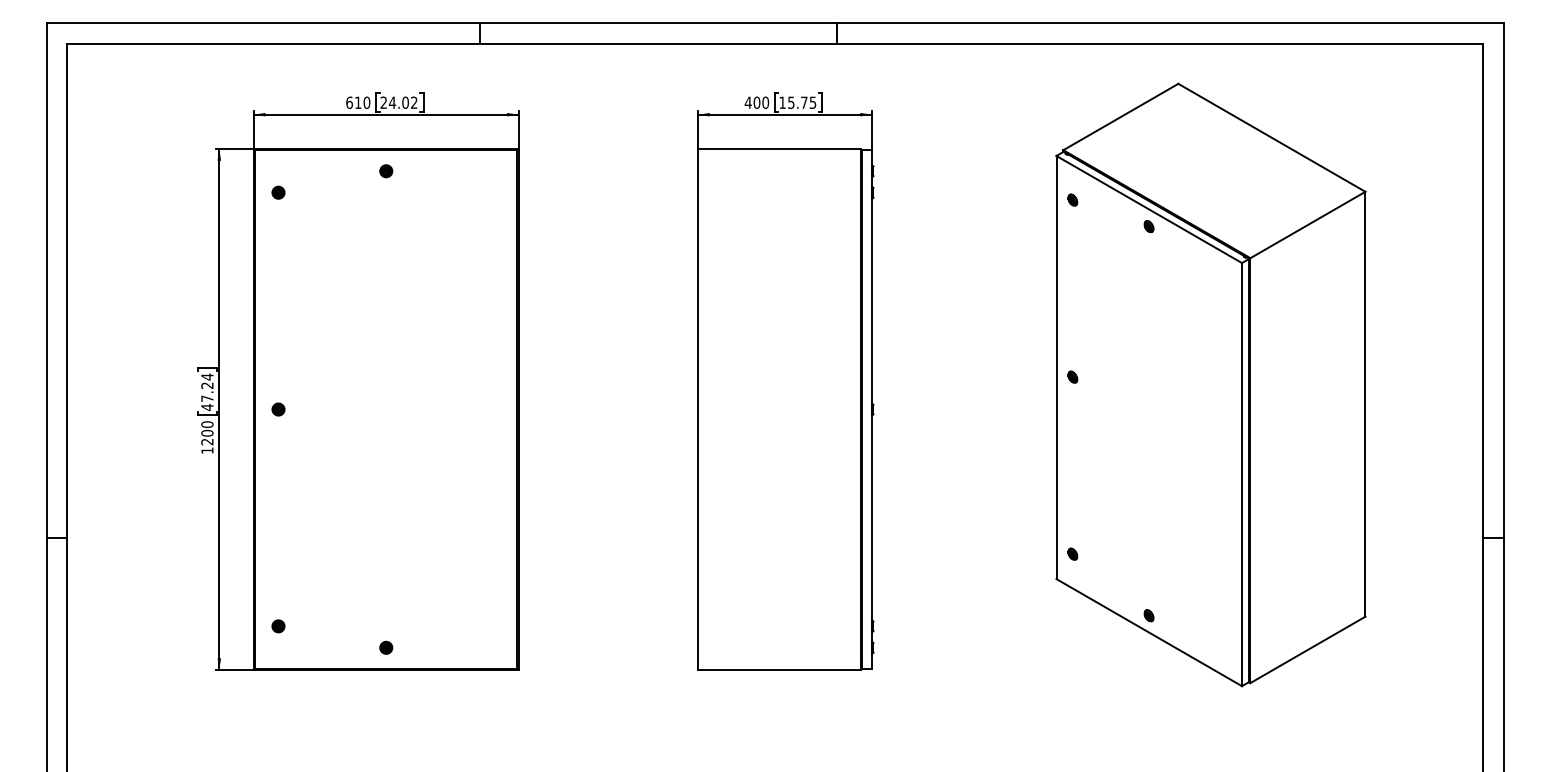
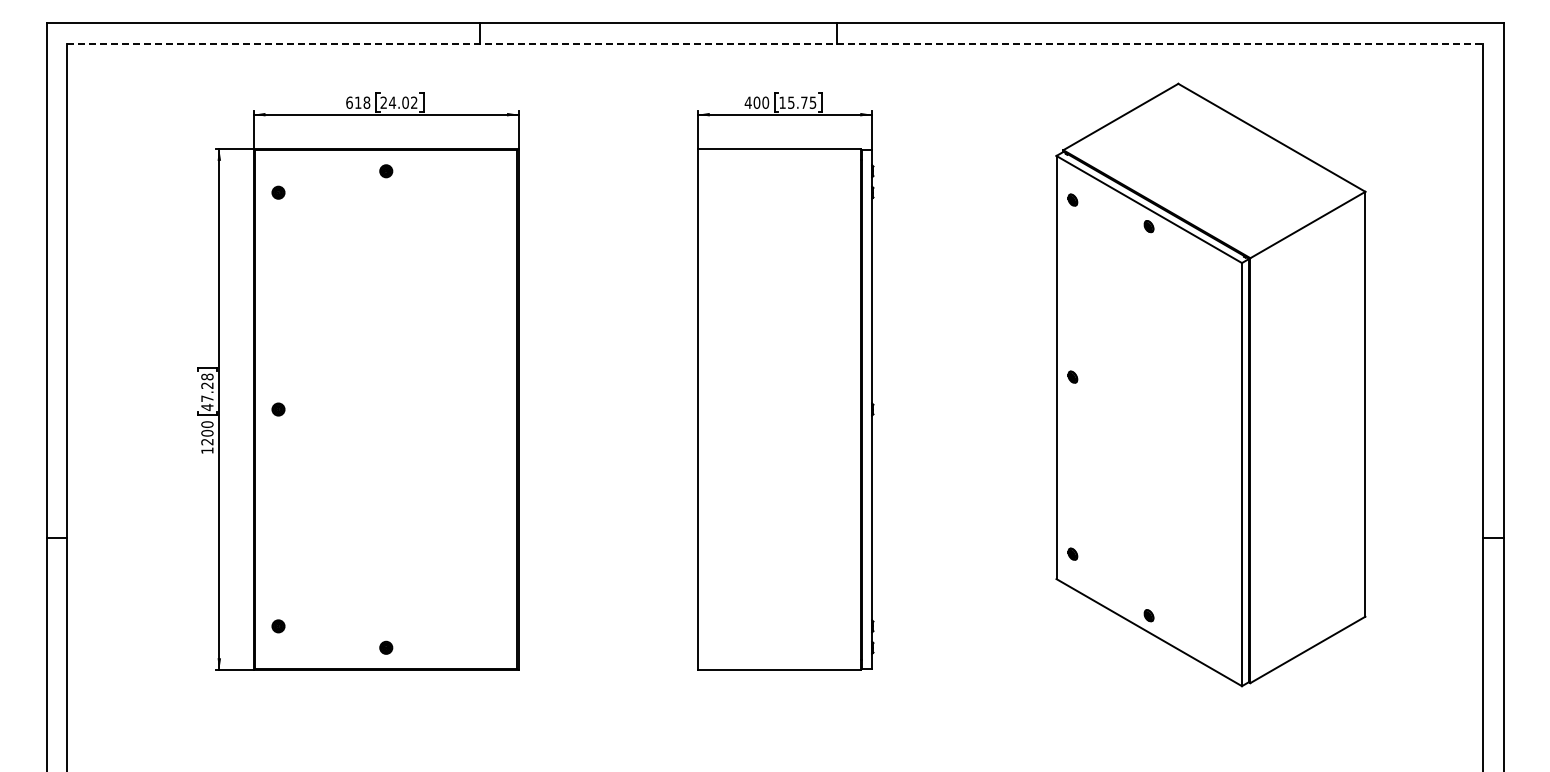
line: solid -> dashed (774, 44)
text: 610 -> 618 (366, 102)
text: 47.24 -> 47.28 (207, 376)
